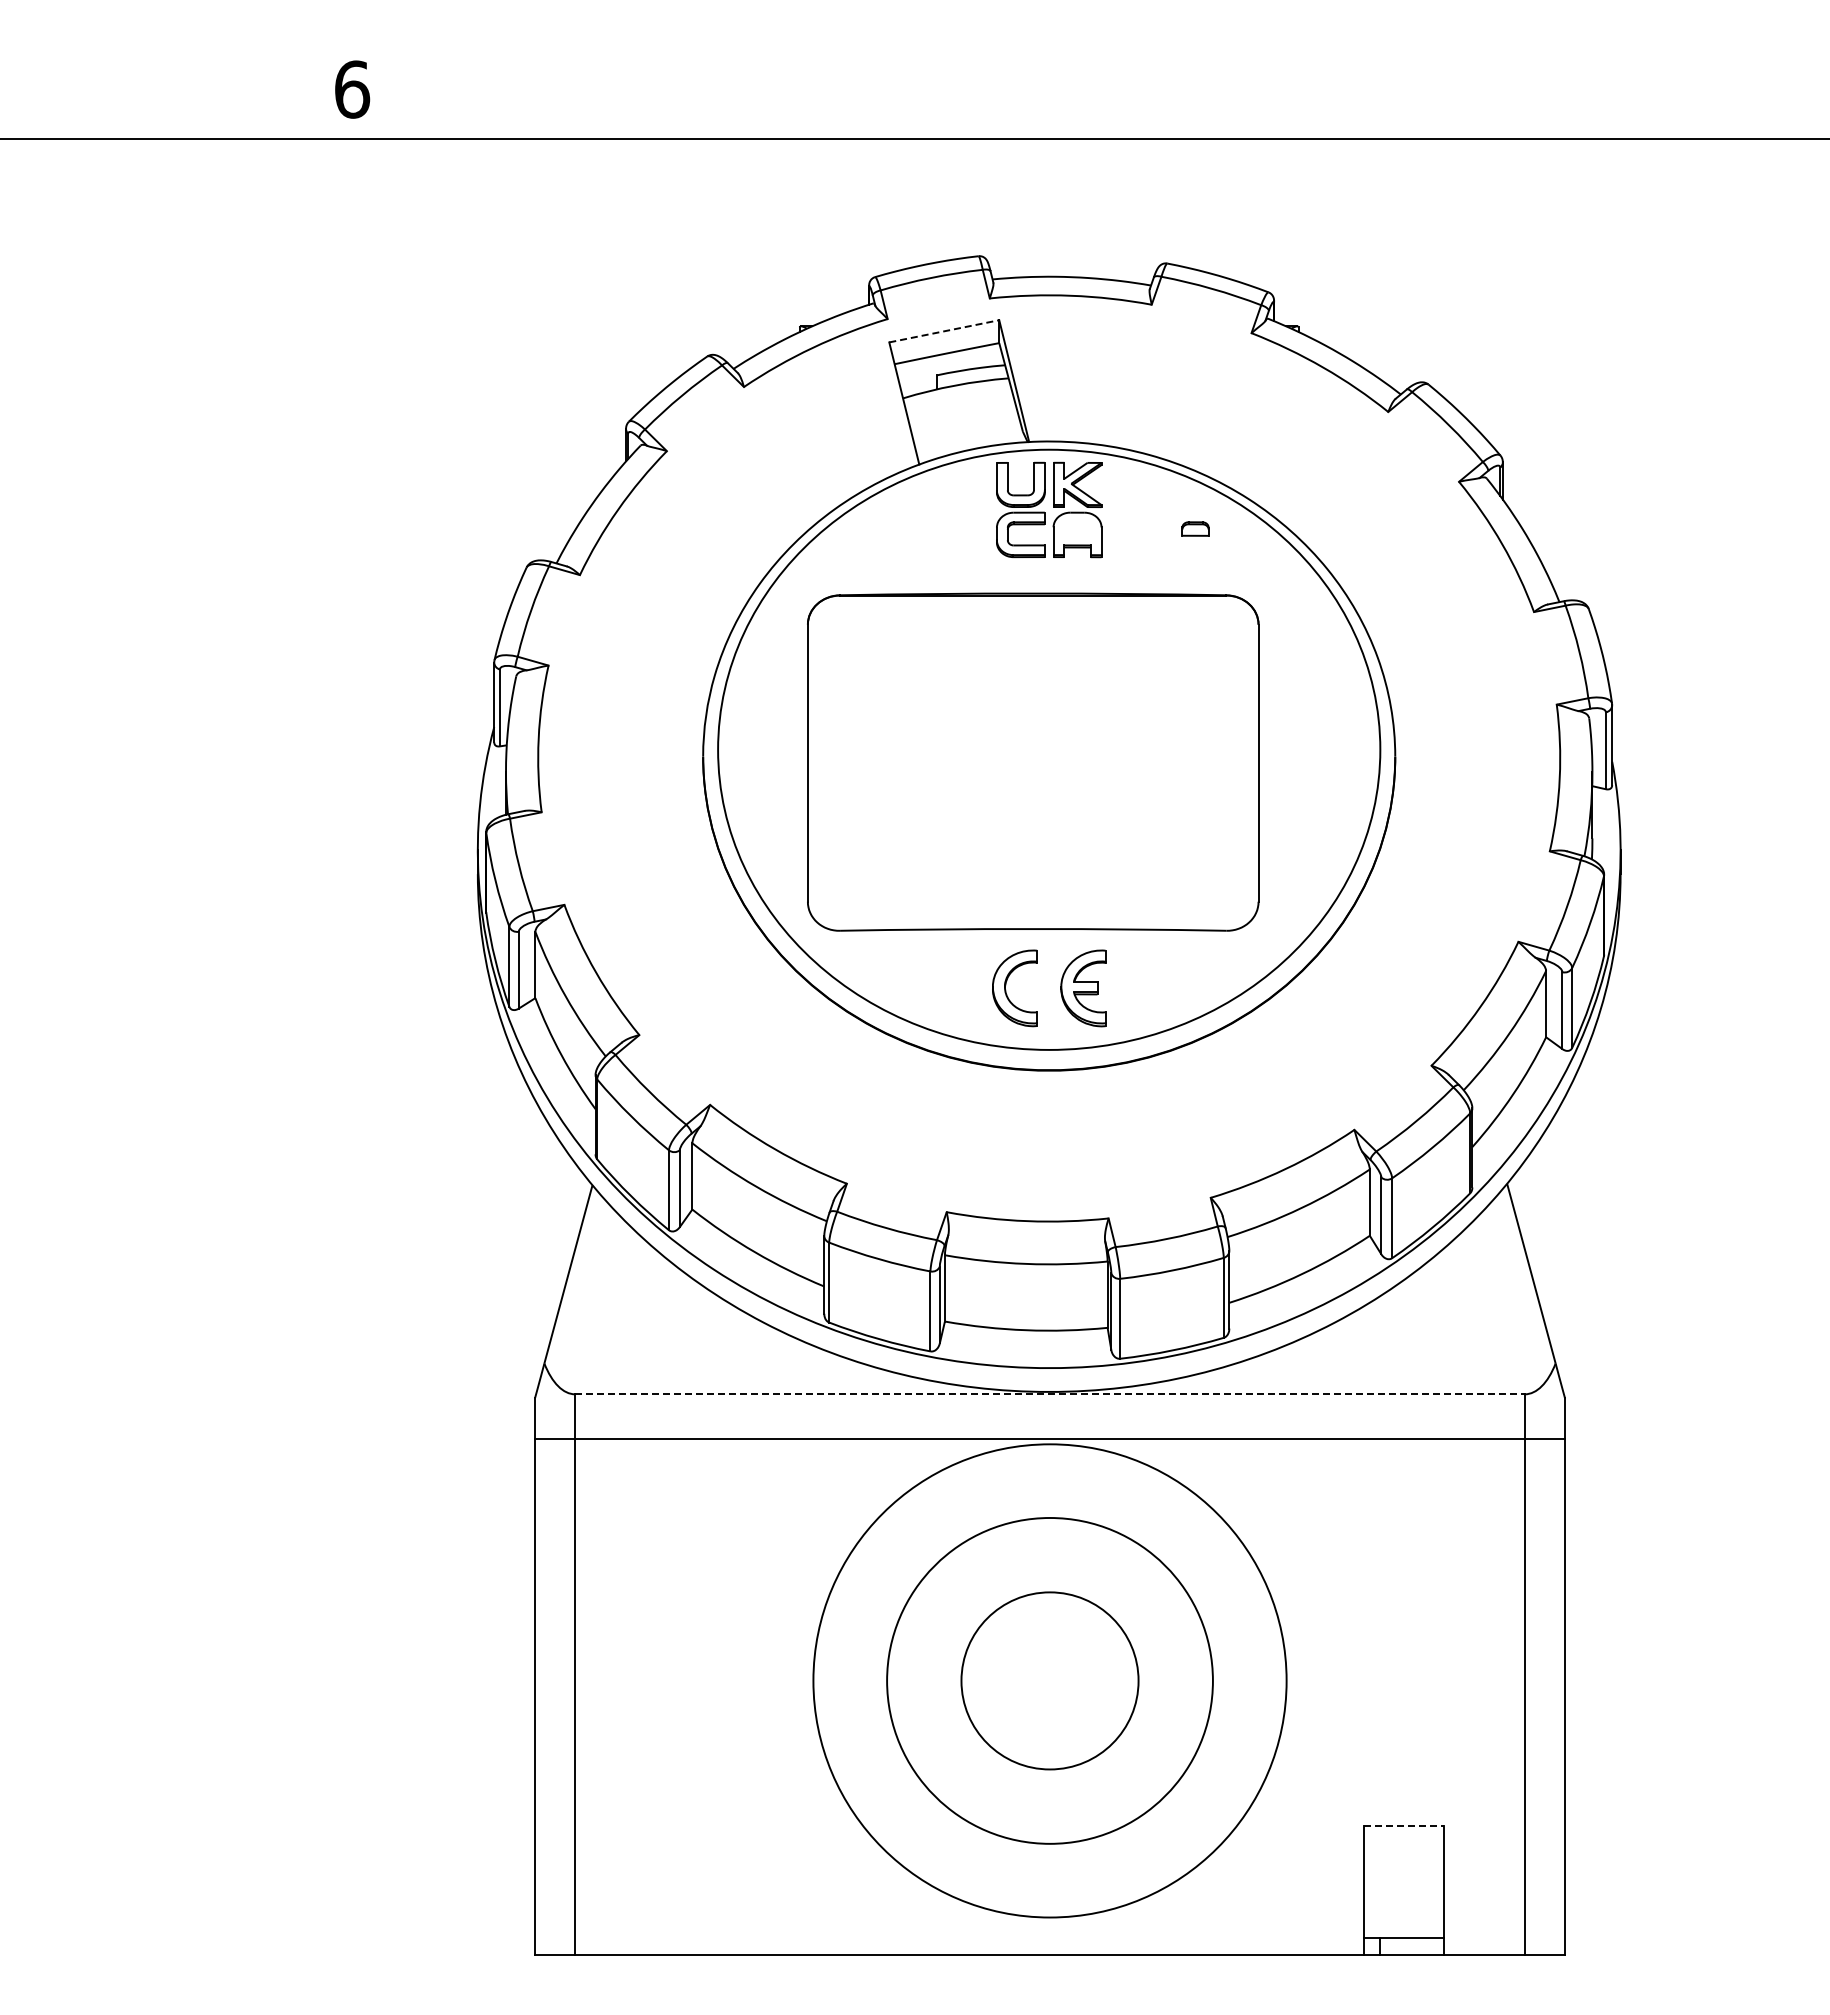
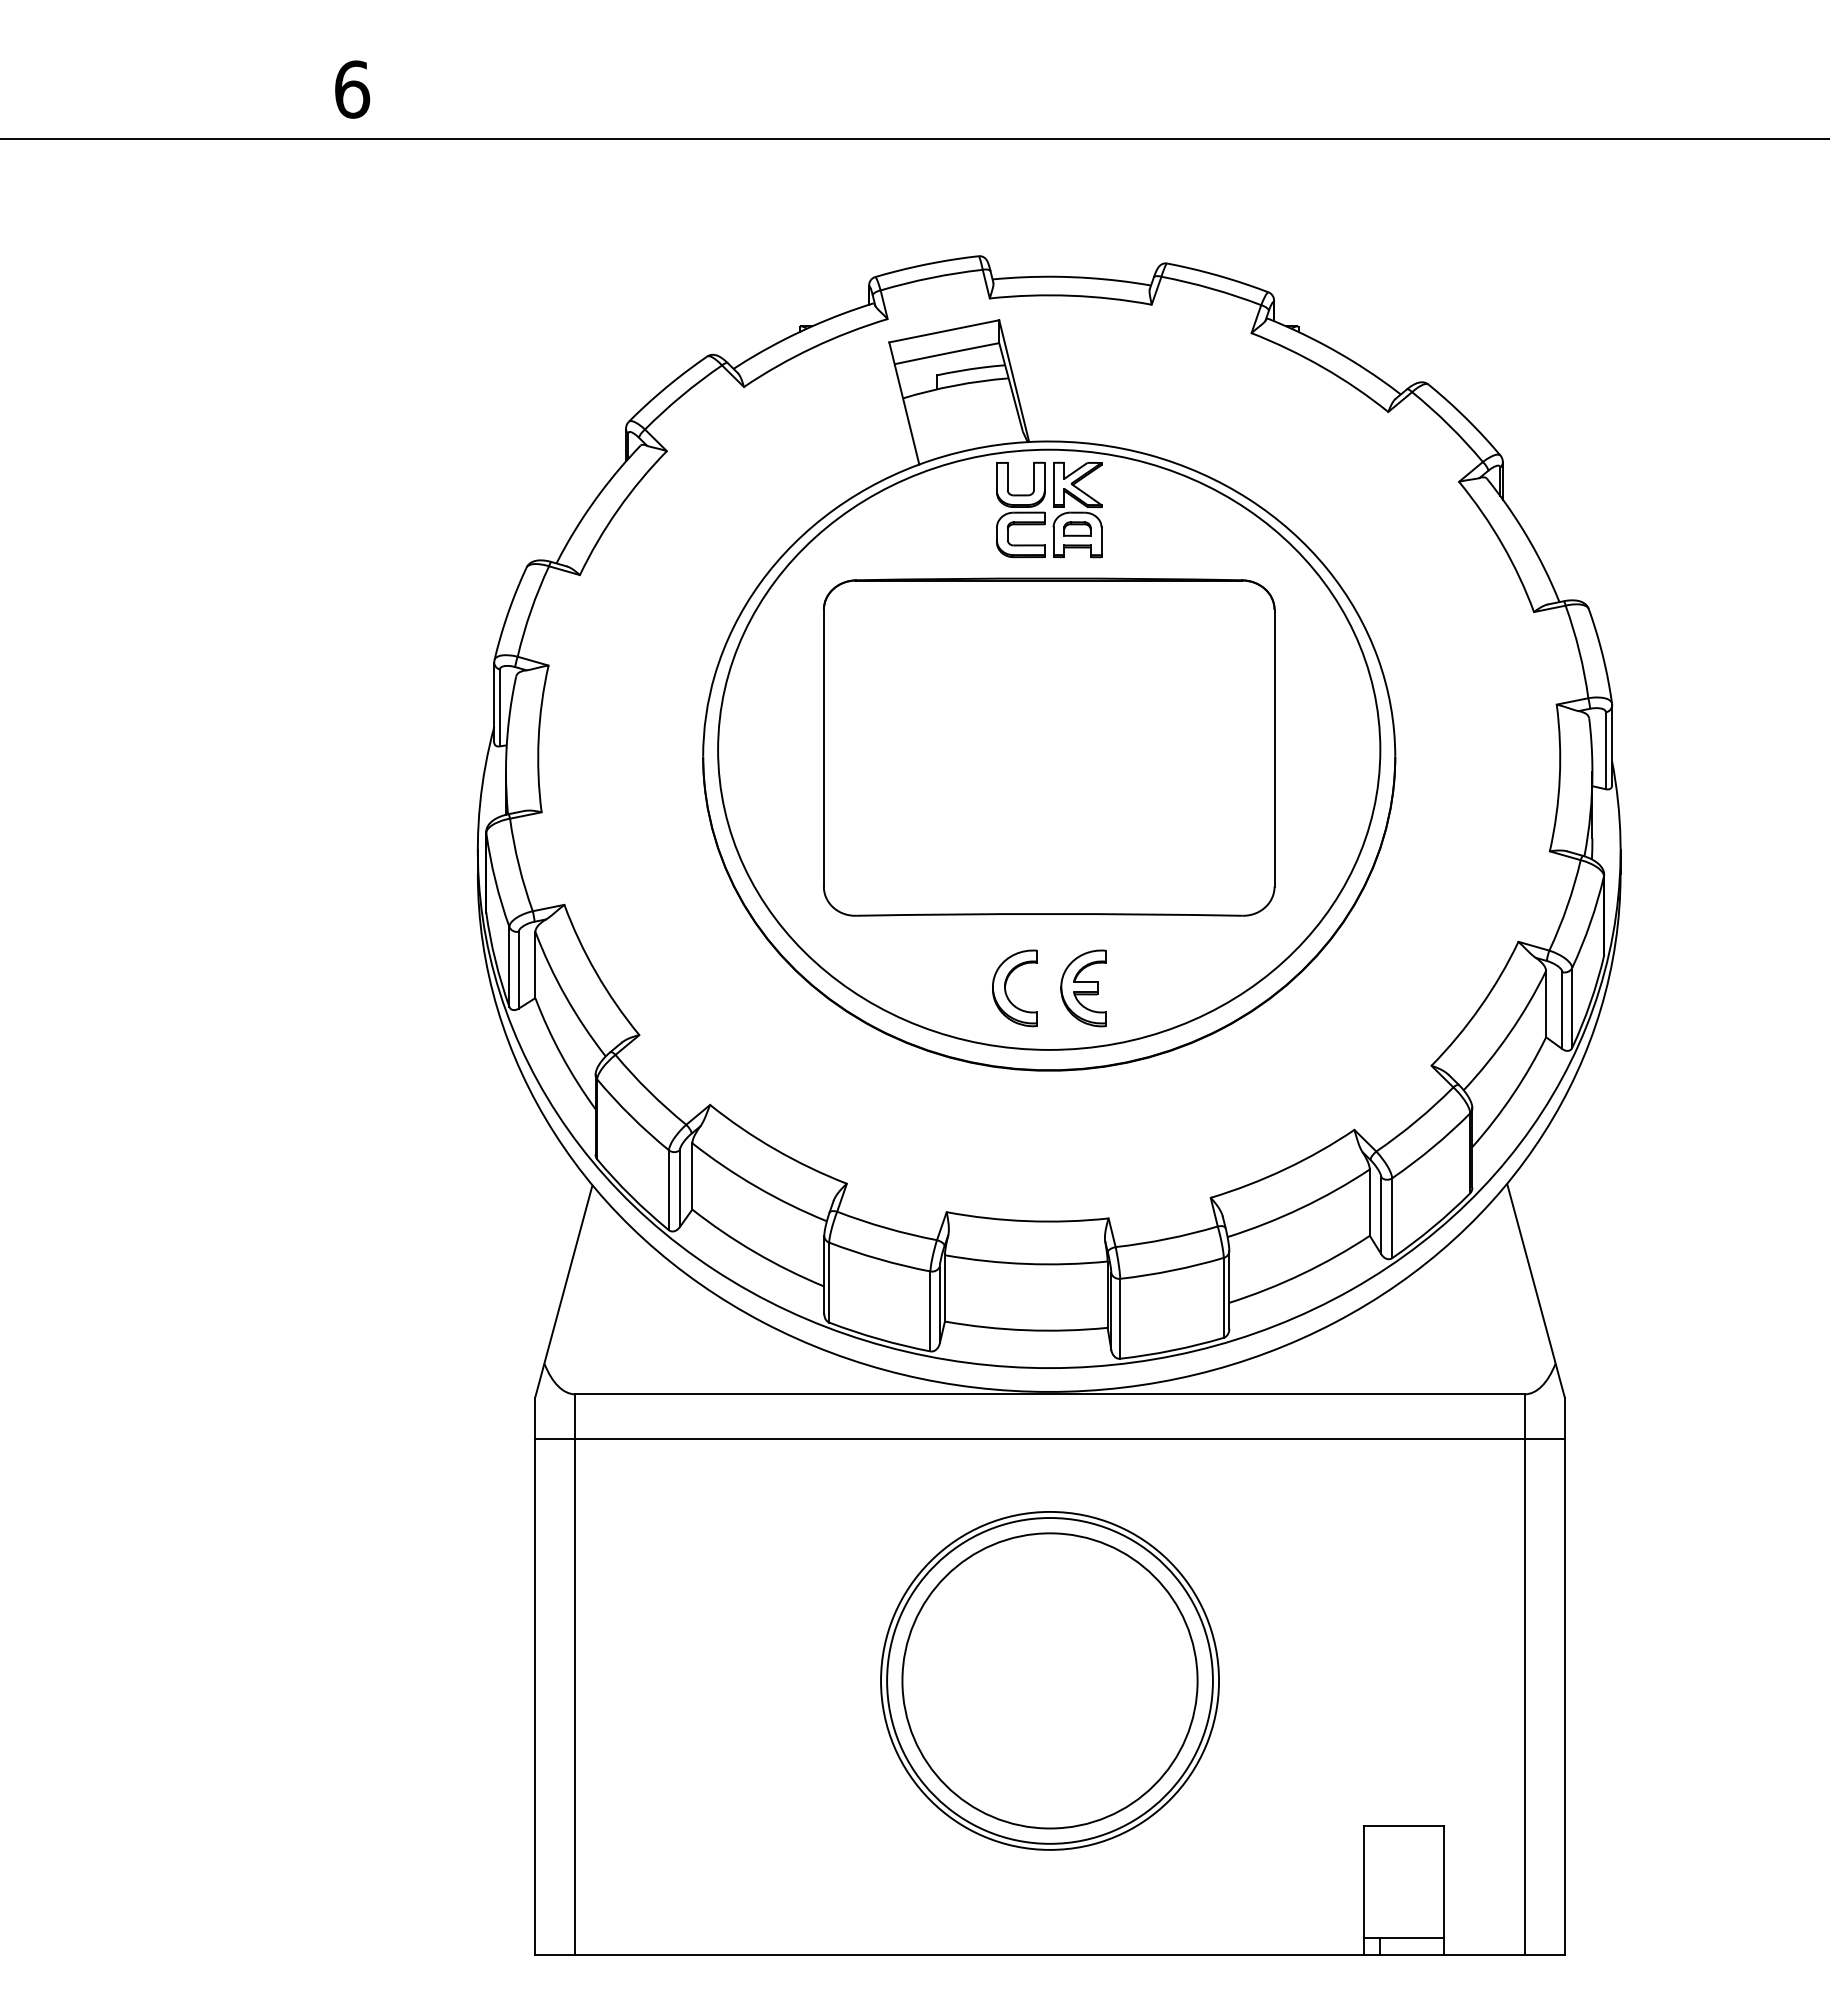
line: dashed -> solid (944, 331)
part position: (1195, 528) -> (1077, 528) (1077, 528)
part position: (1033, 761) -> (1049, 746) (1049, 746)
line: dashed -> solid (1050, 1394)
circle diameter: 177 px -> 295 px (1049, 1680)
circle diameter: 473 px -> 338 px (1050, 1680)
line: dashed -> solid (1404, 1825)
